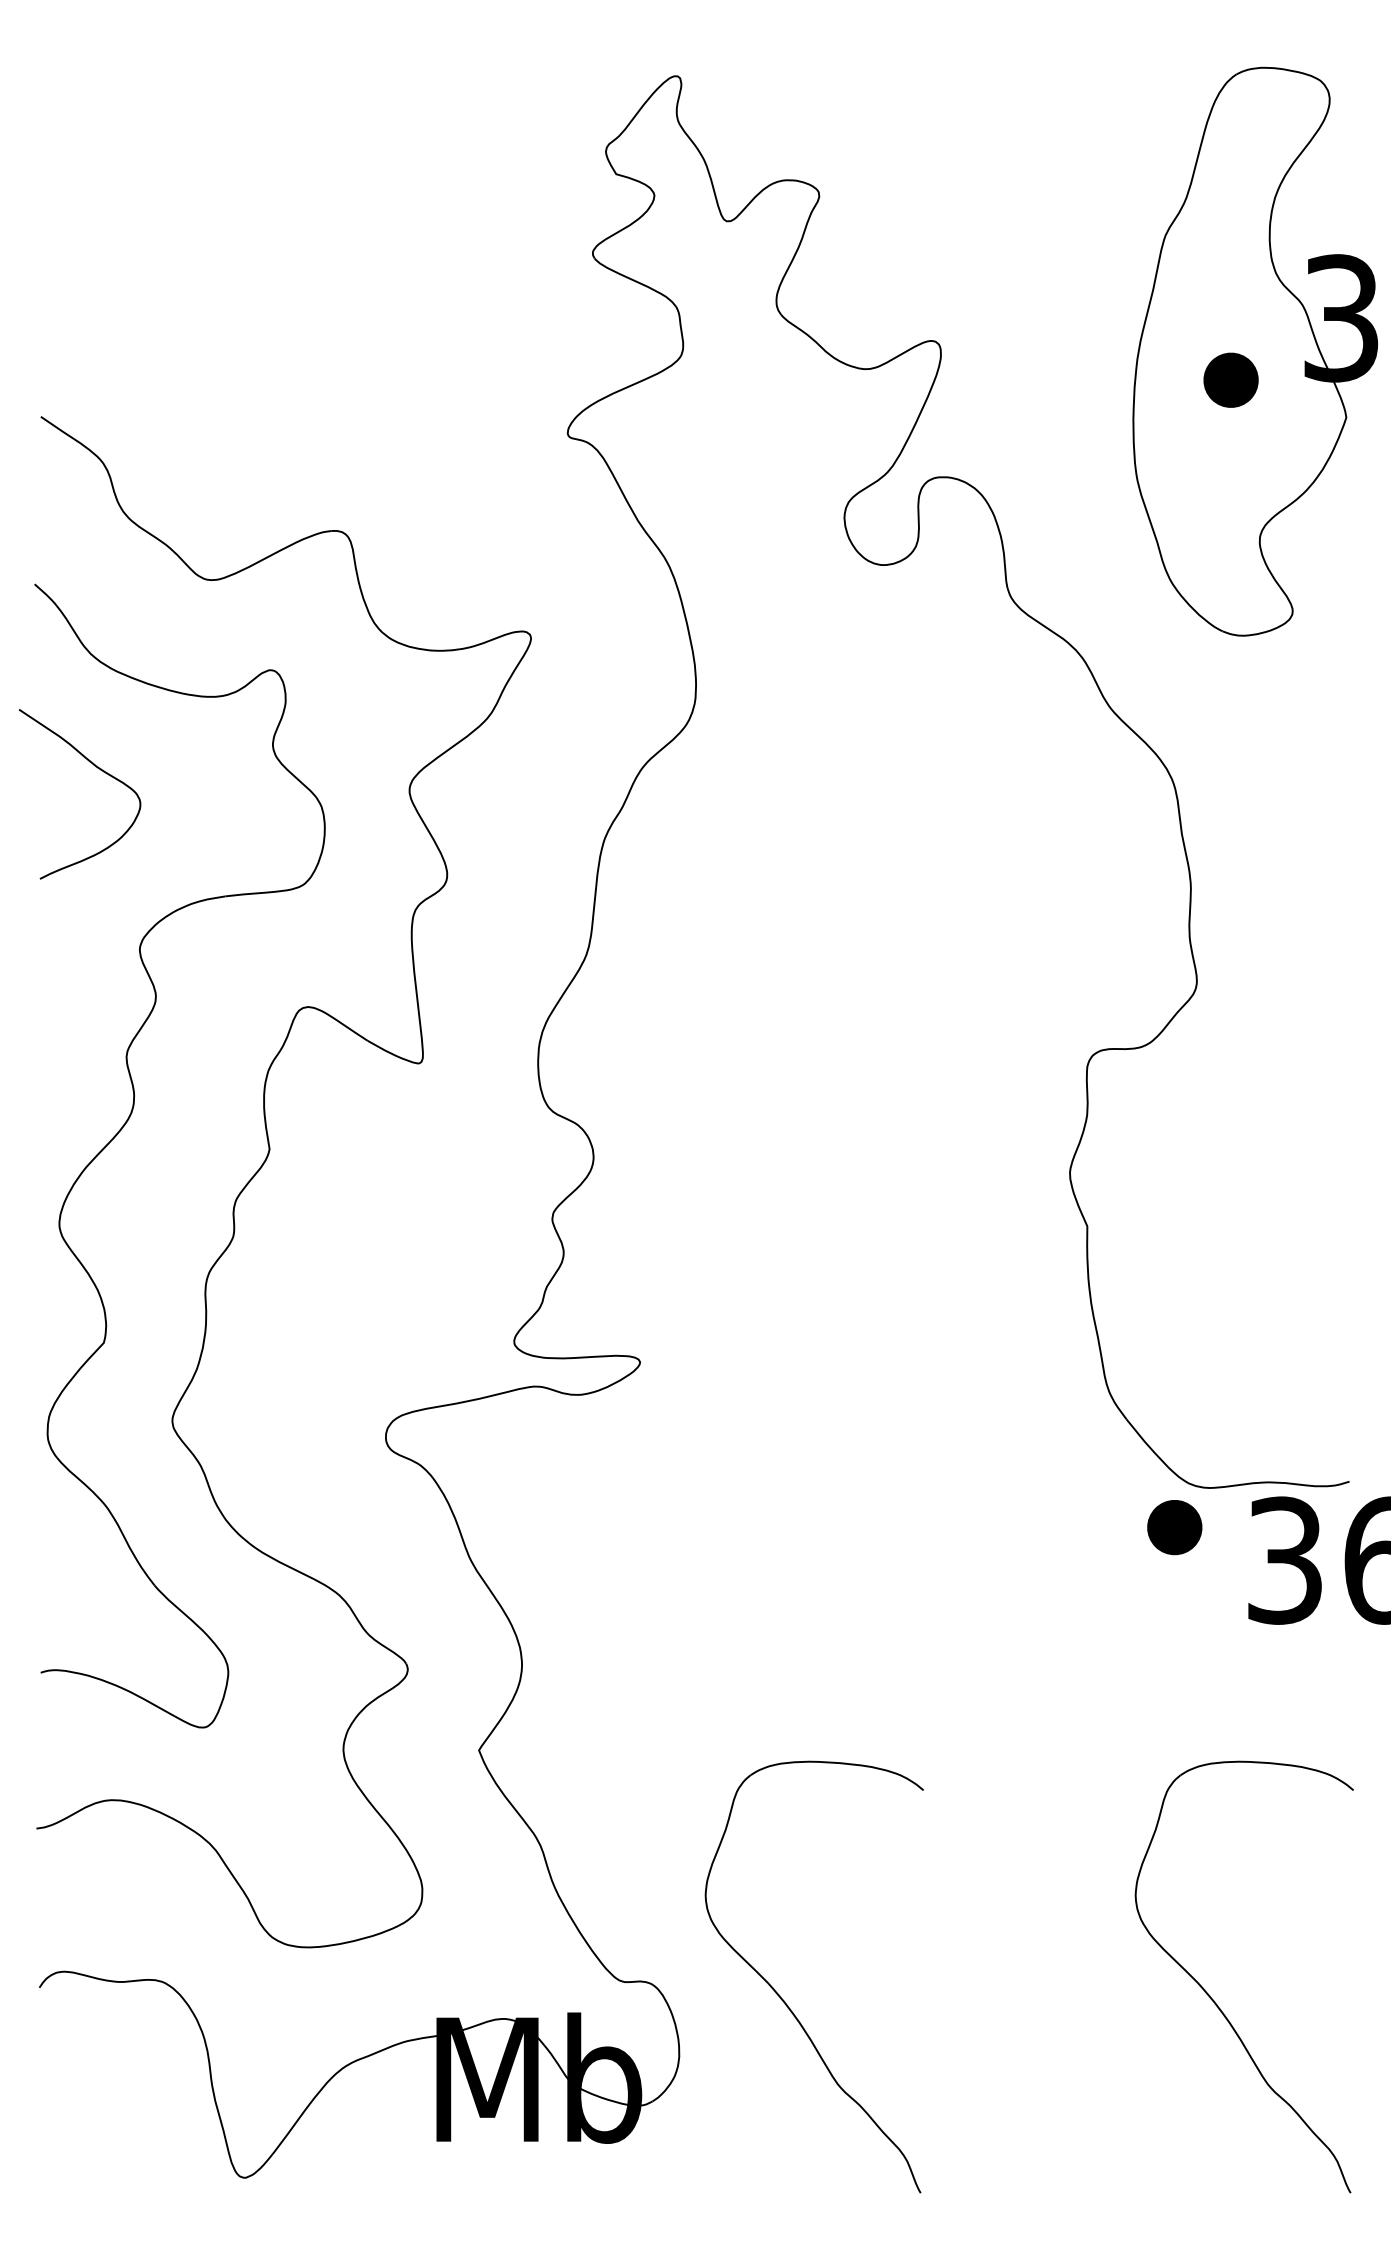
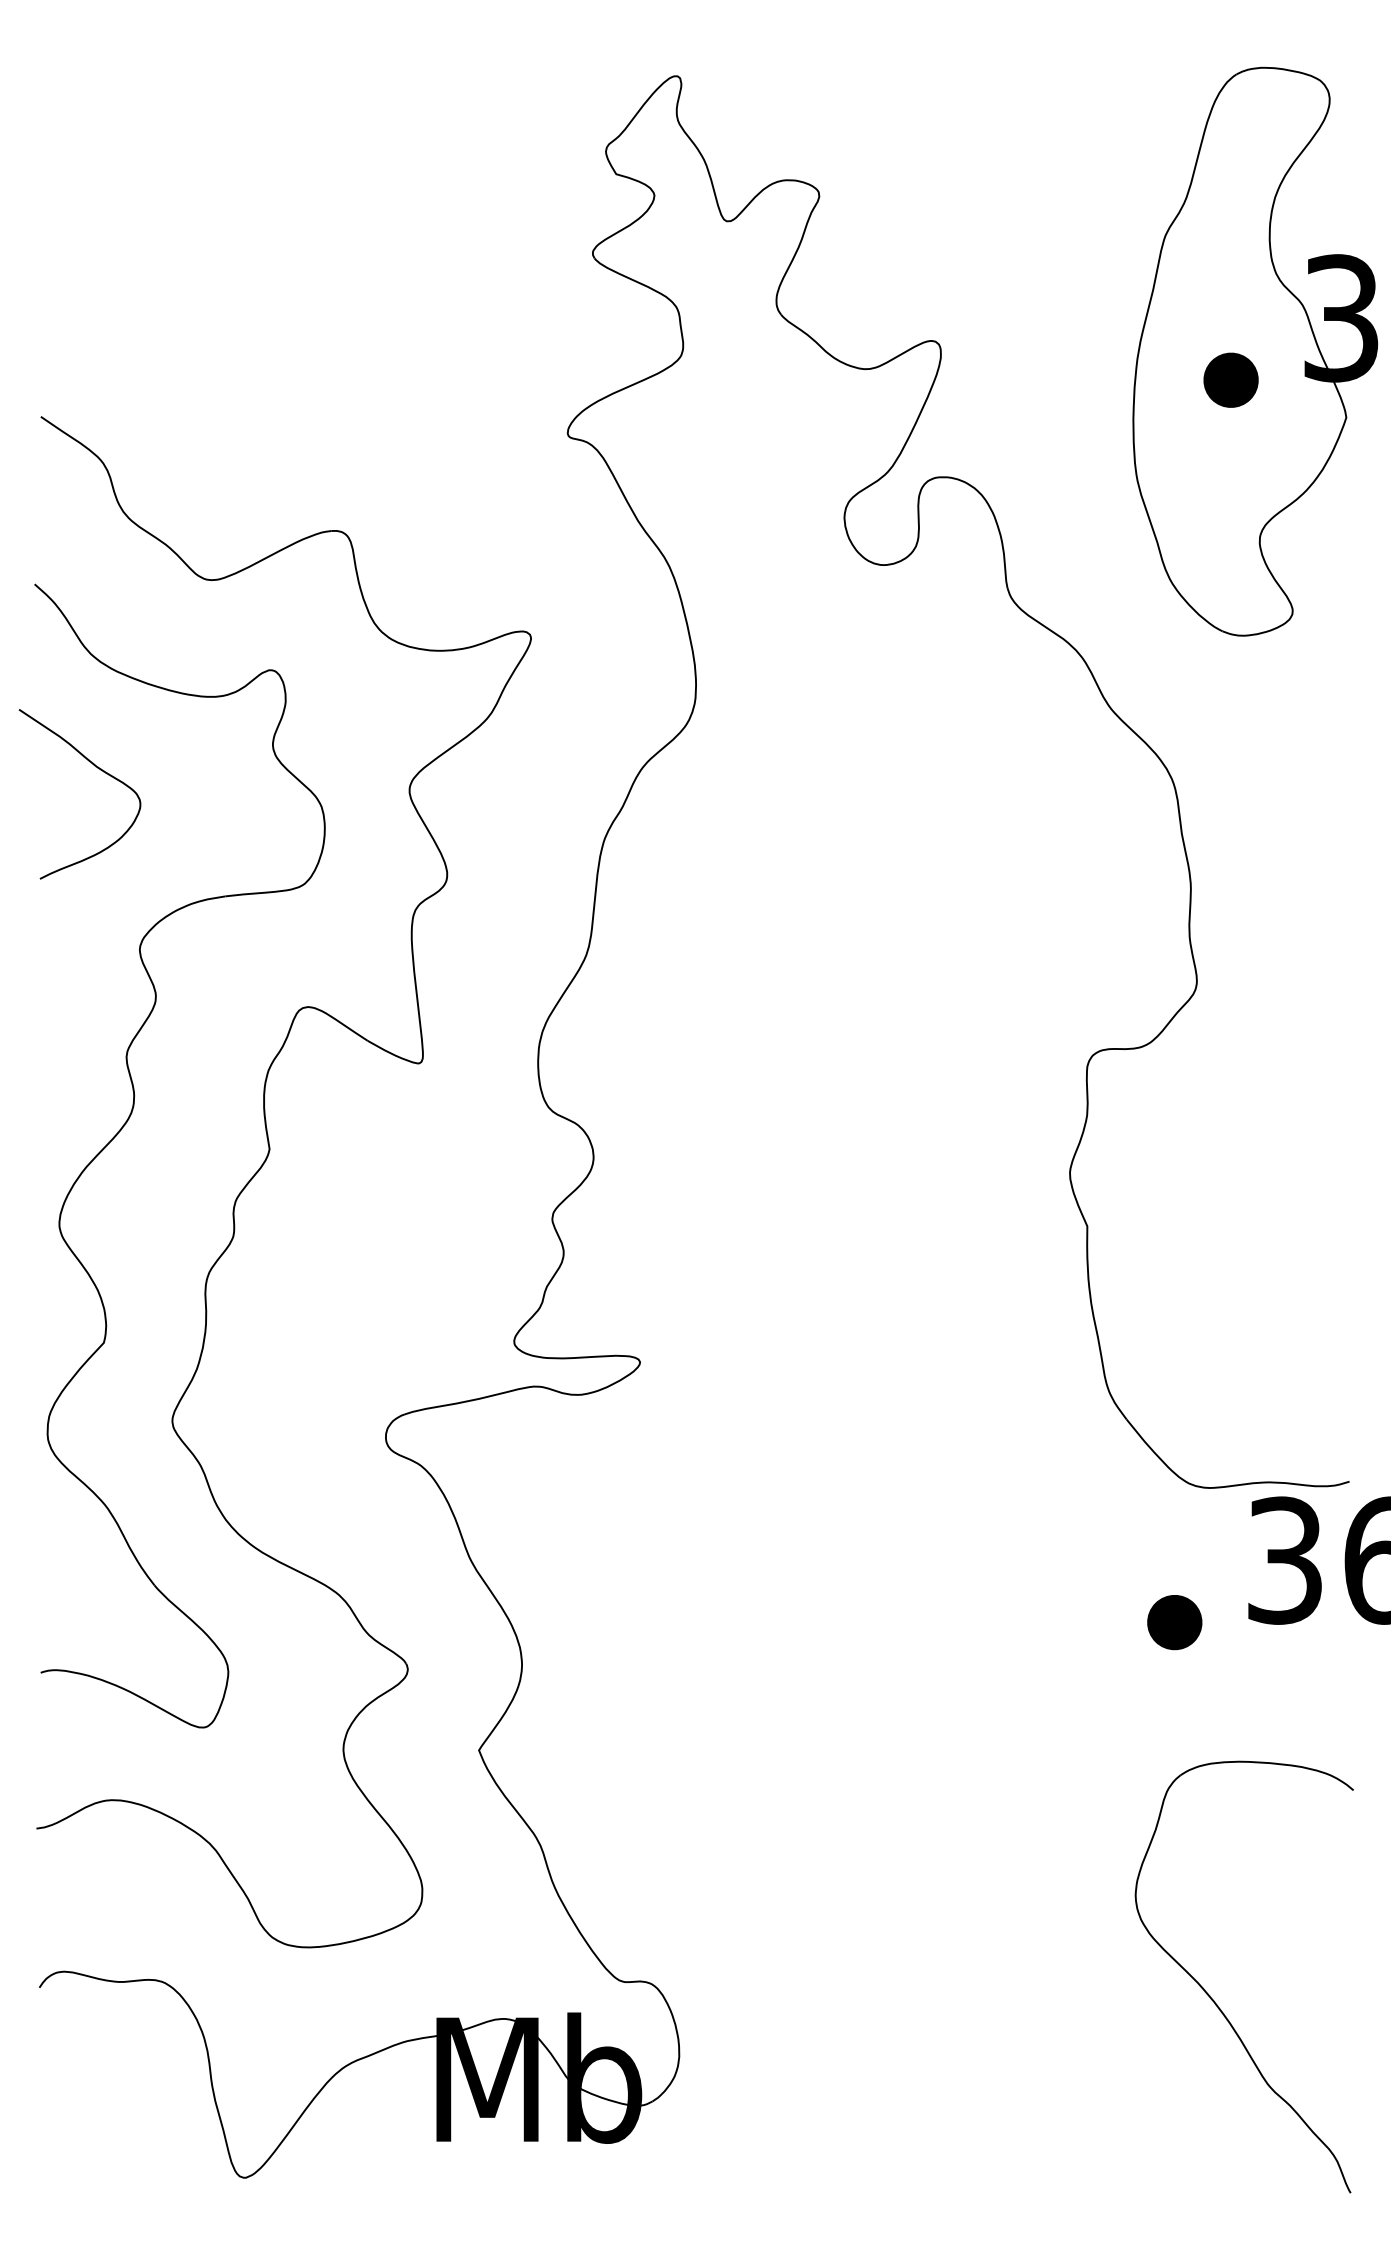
part position: (1174, 1527) -> (1174, 1622) (1174, 1622)
part: present -> none (785, 2001)
